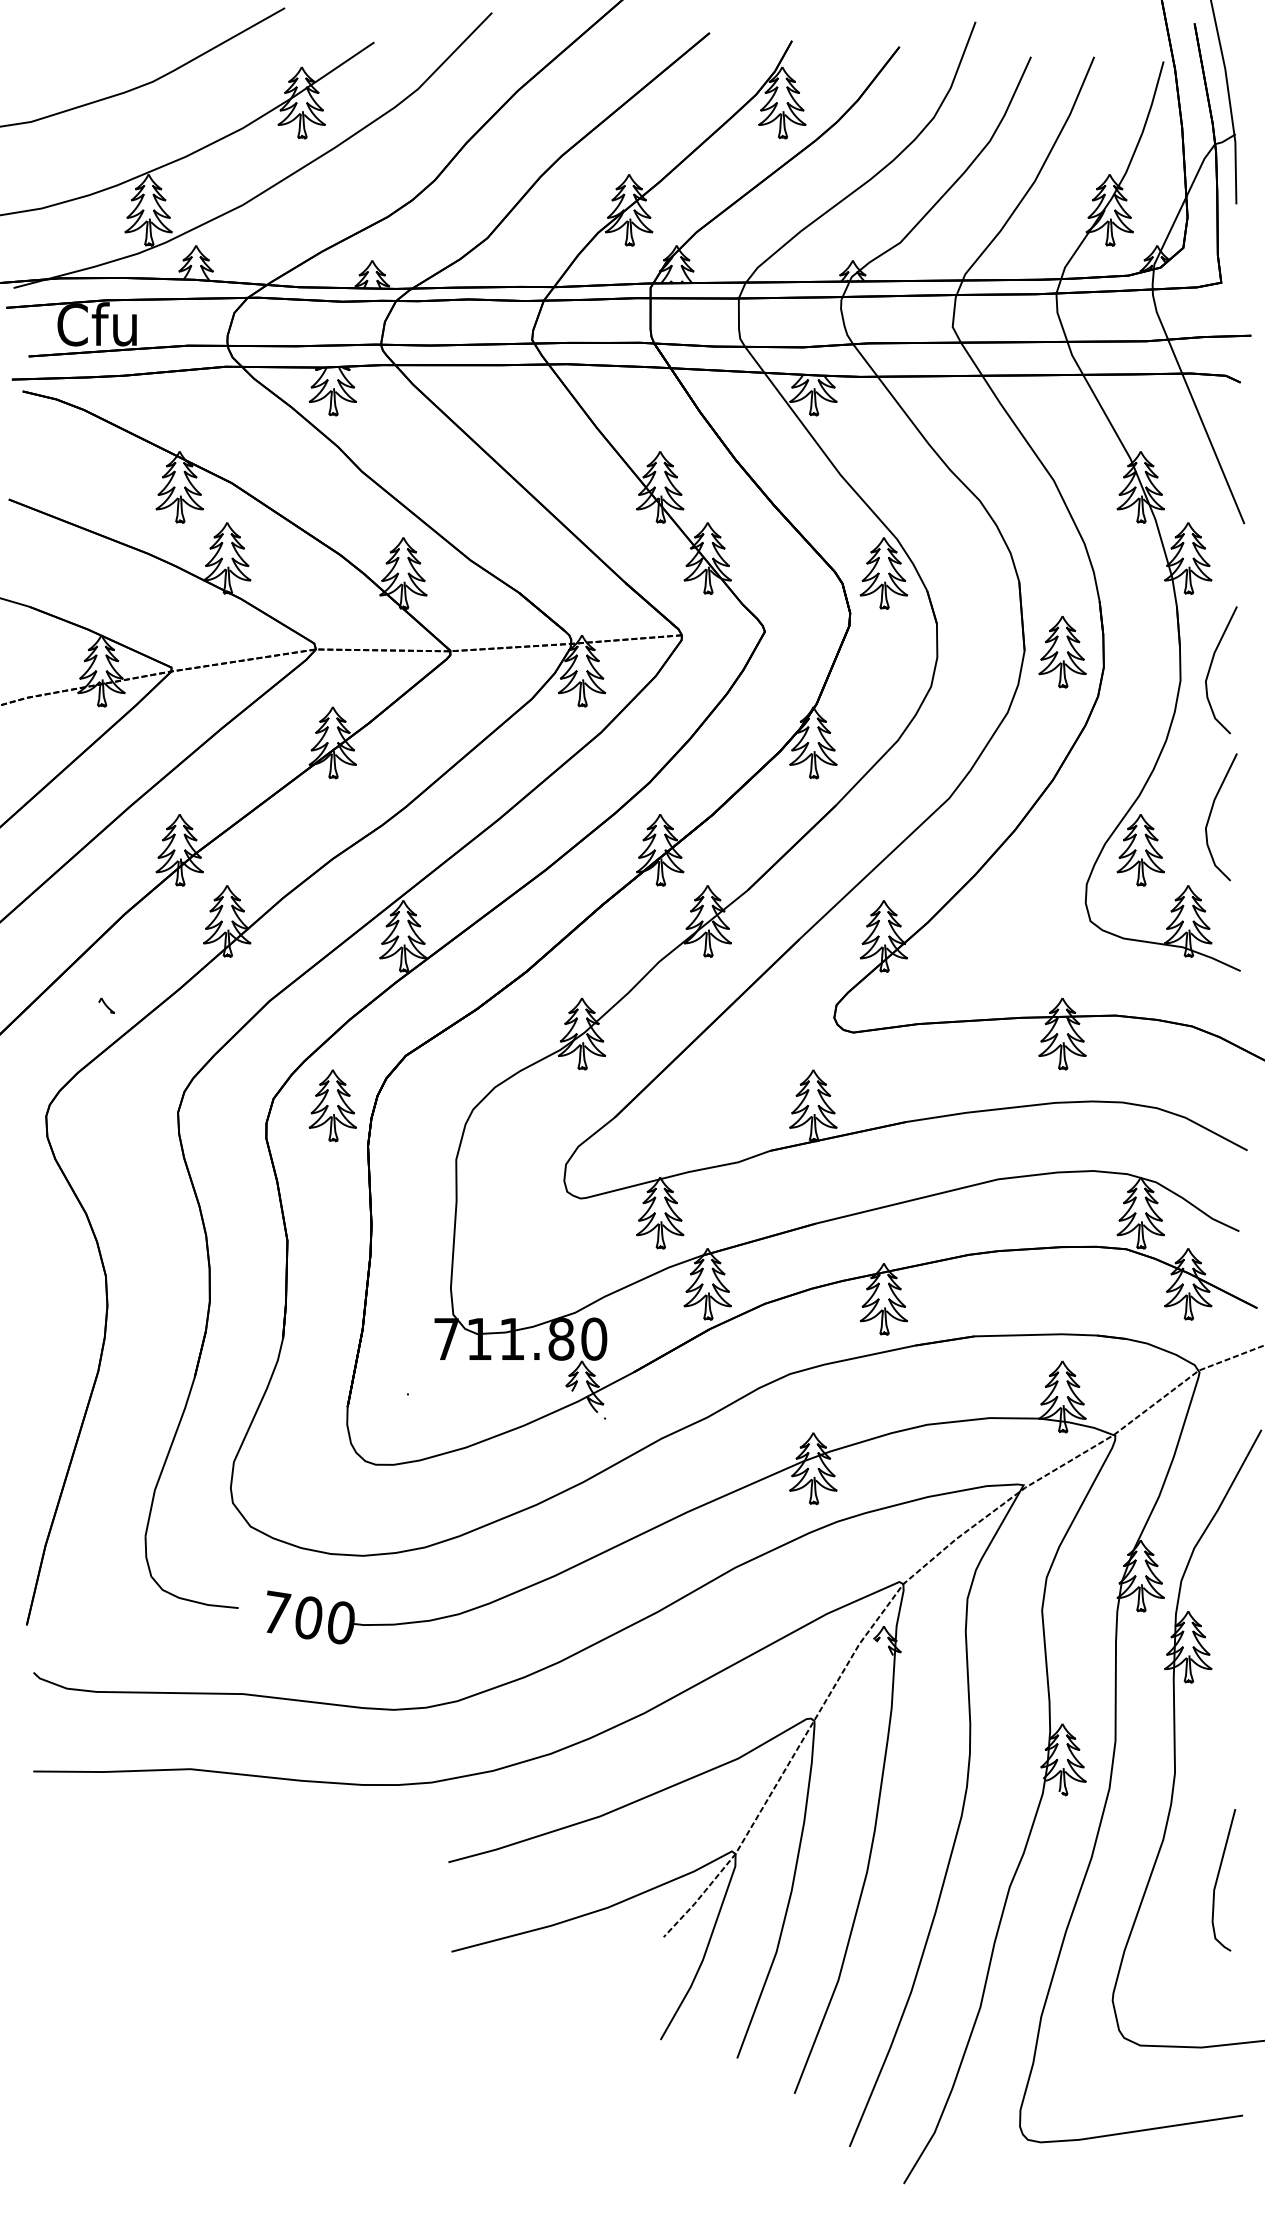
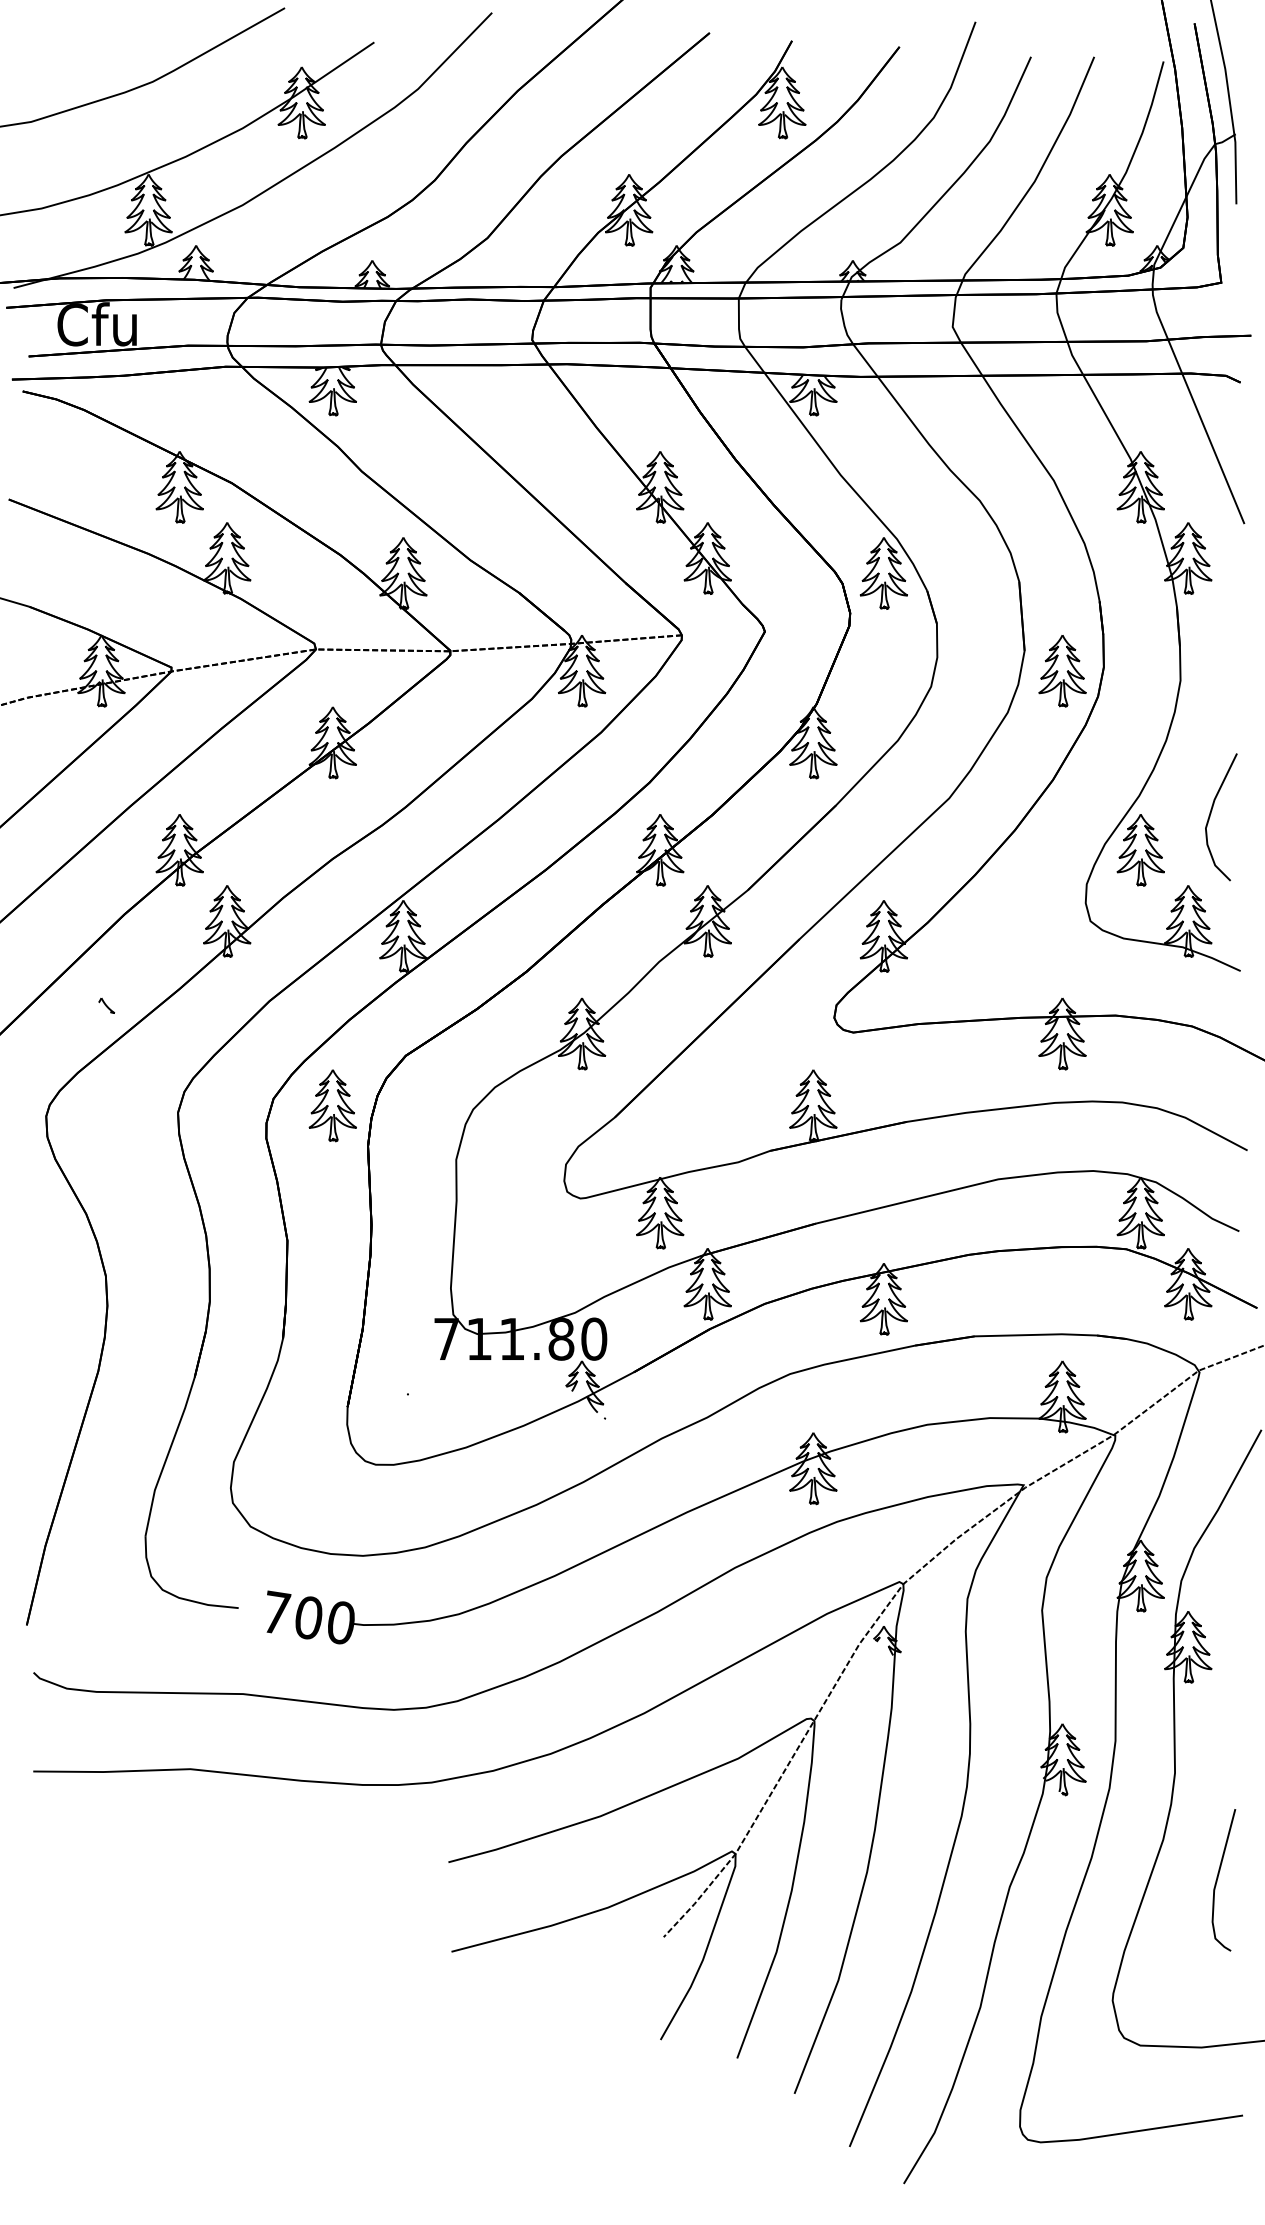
part position: (1062, 652) -> (1062, 671) (1062, 671)
curve: present -> none (1211, 666)
